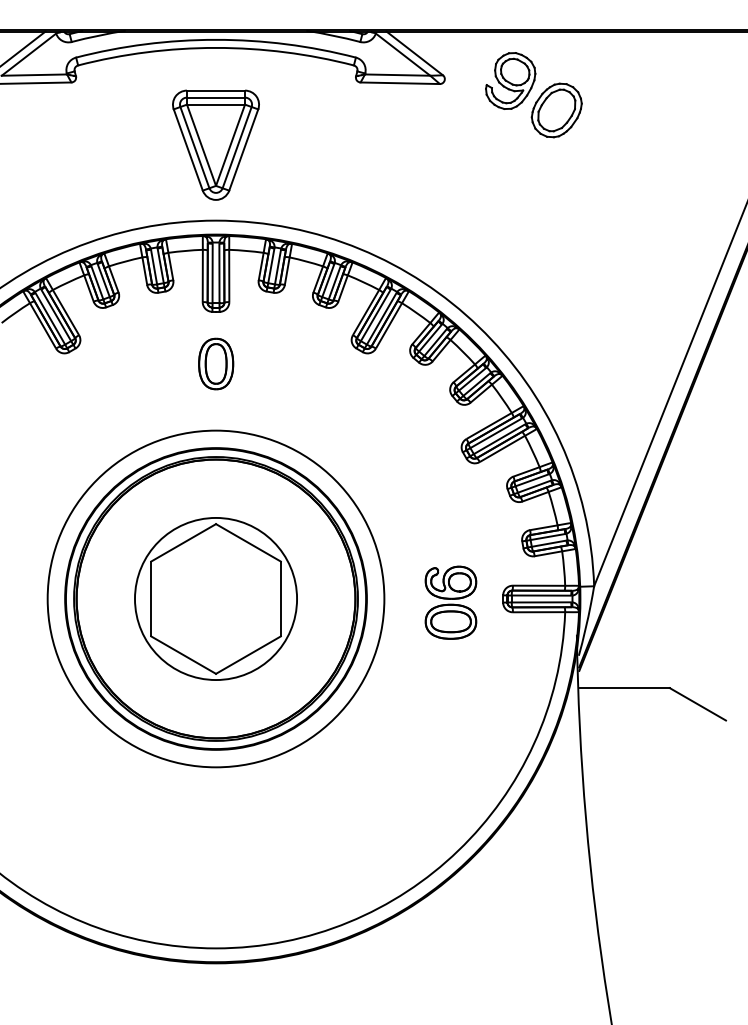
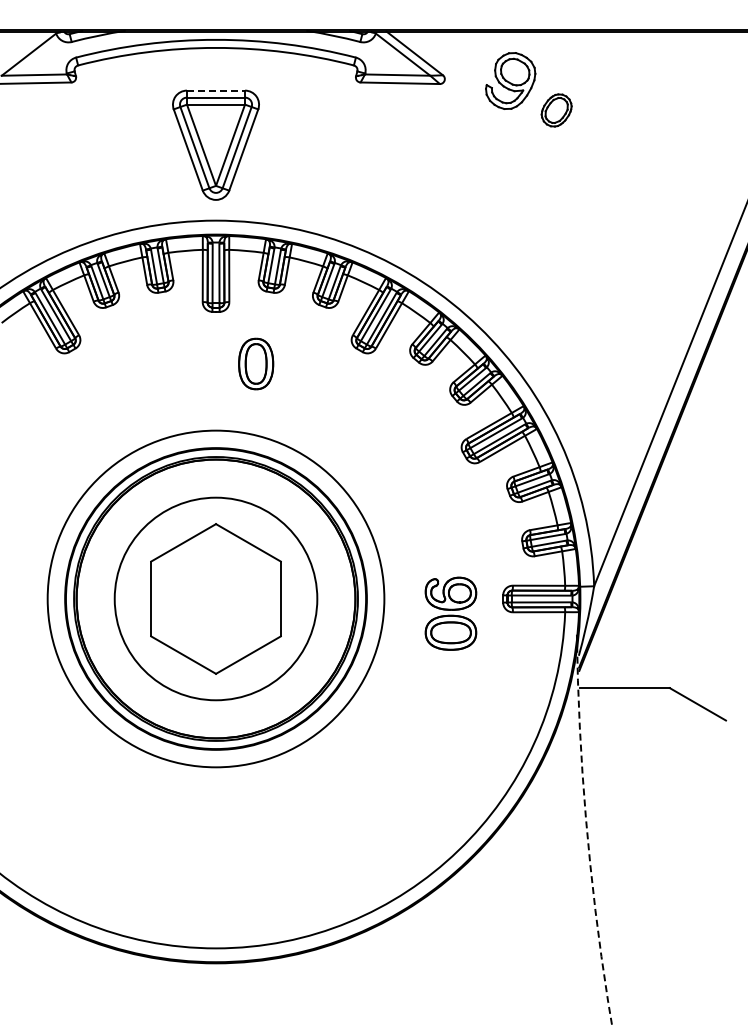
line: present -> none (23, 47)
line: solid -> dashed (216, 90)
part size: 53x57 px -> 33x35 px (556, 110)
part position: (216, 363) -> (256, 363) (256, 363)
circle diameter: 162 px -> 203 px (215, 598)
part position: (450, 602) -> (450, 613) (450, 613)
arc: solid -> dashed (587, 830)
